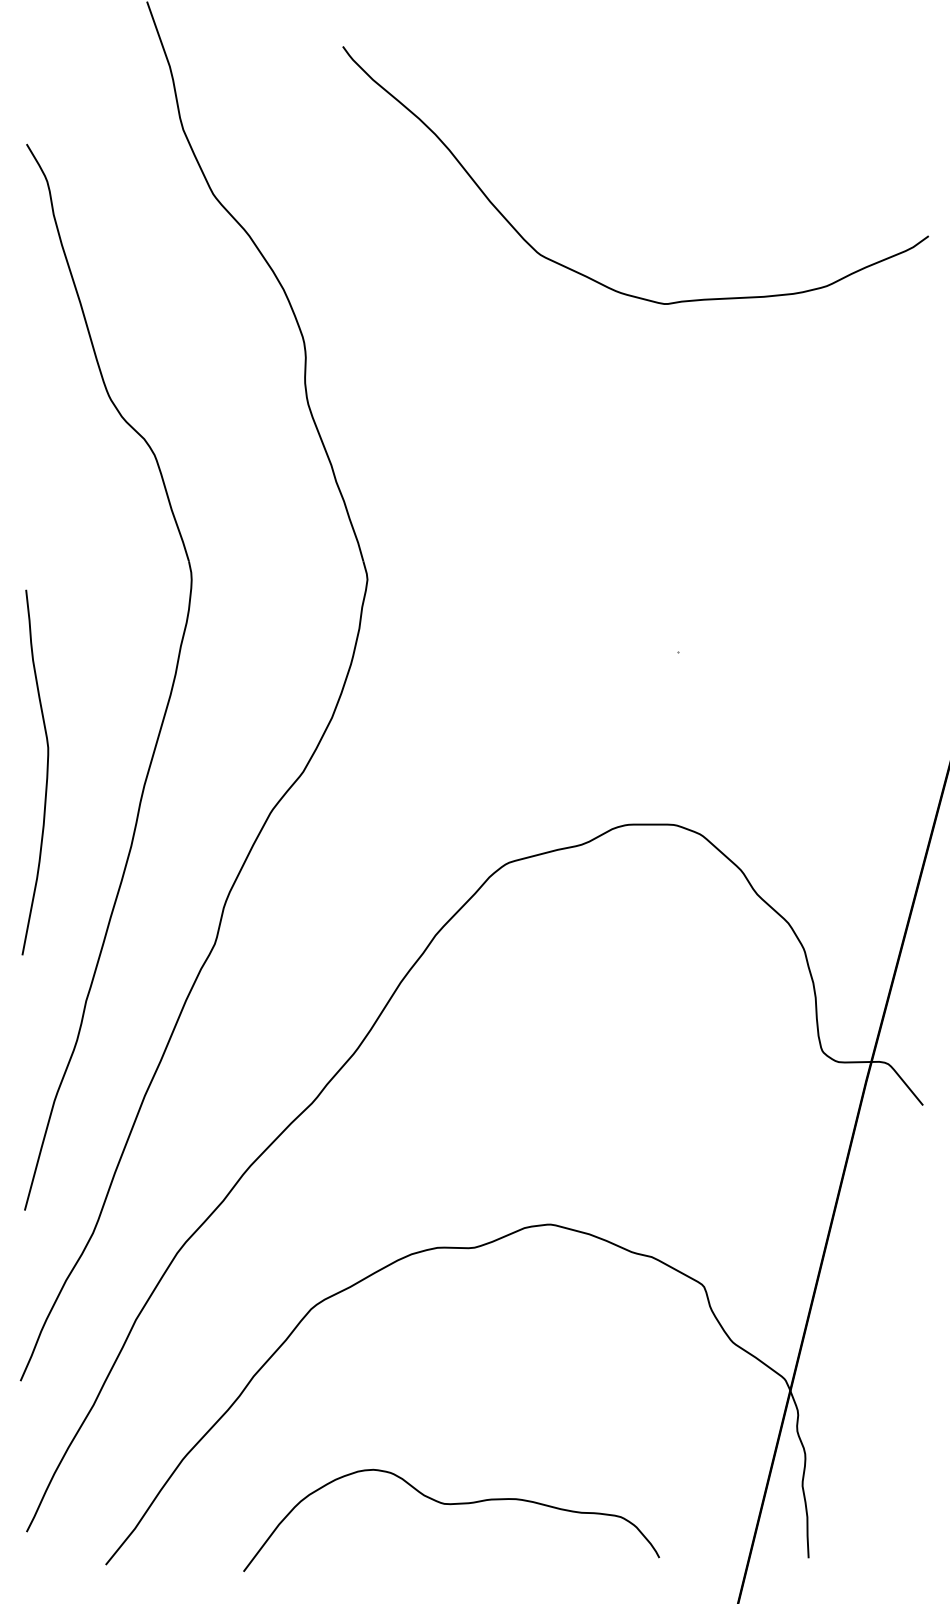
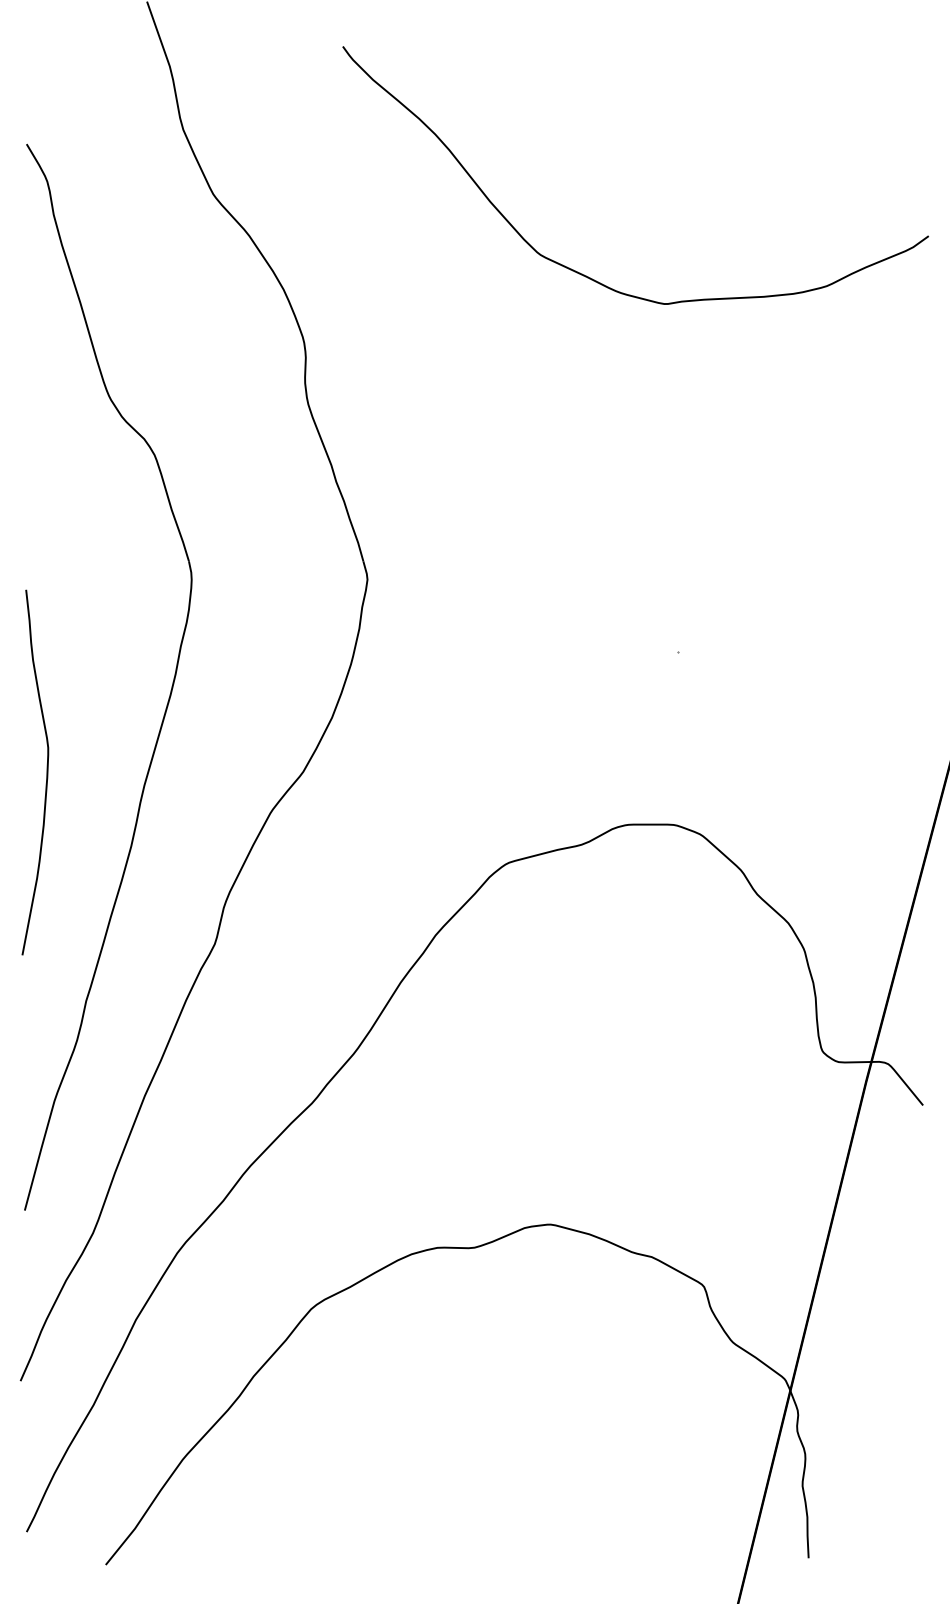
curve: present -> none (450, 1505)
